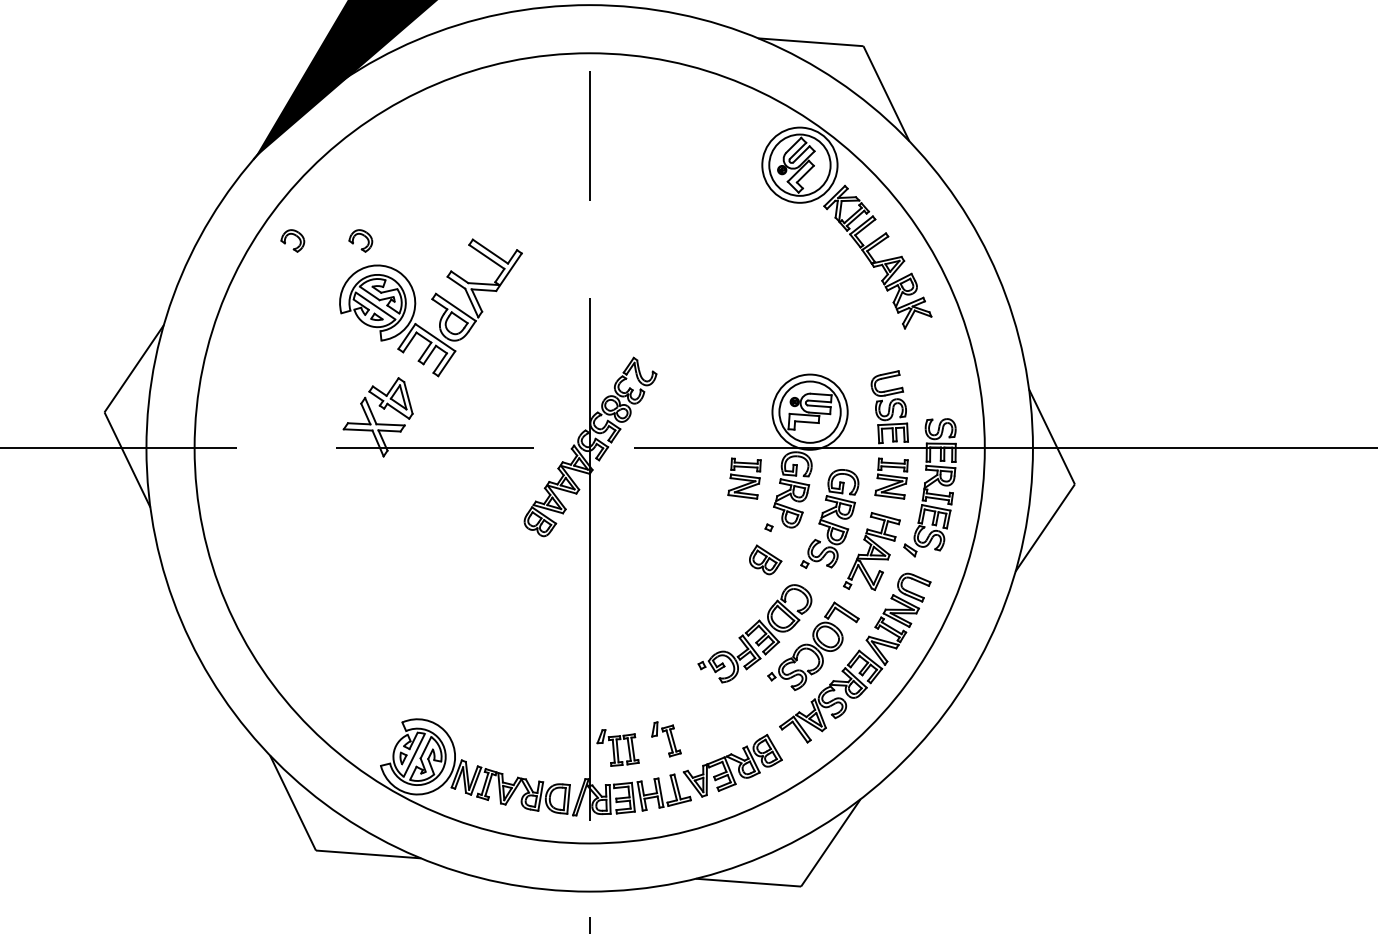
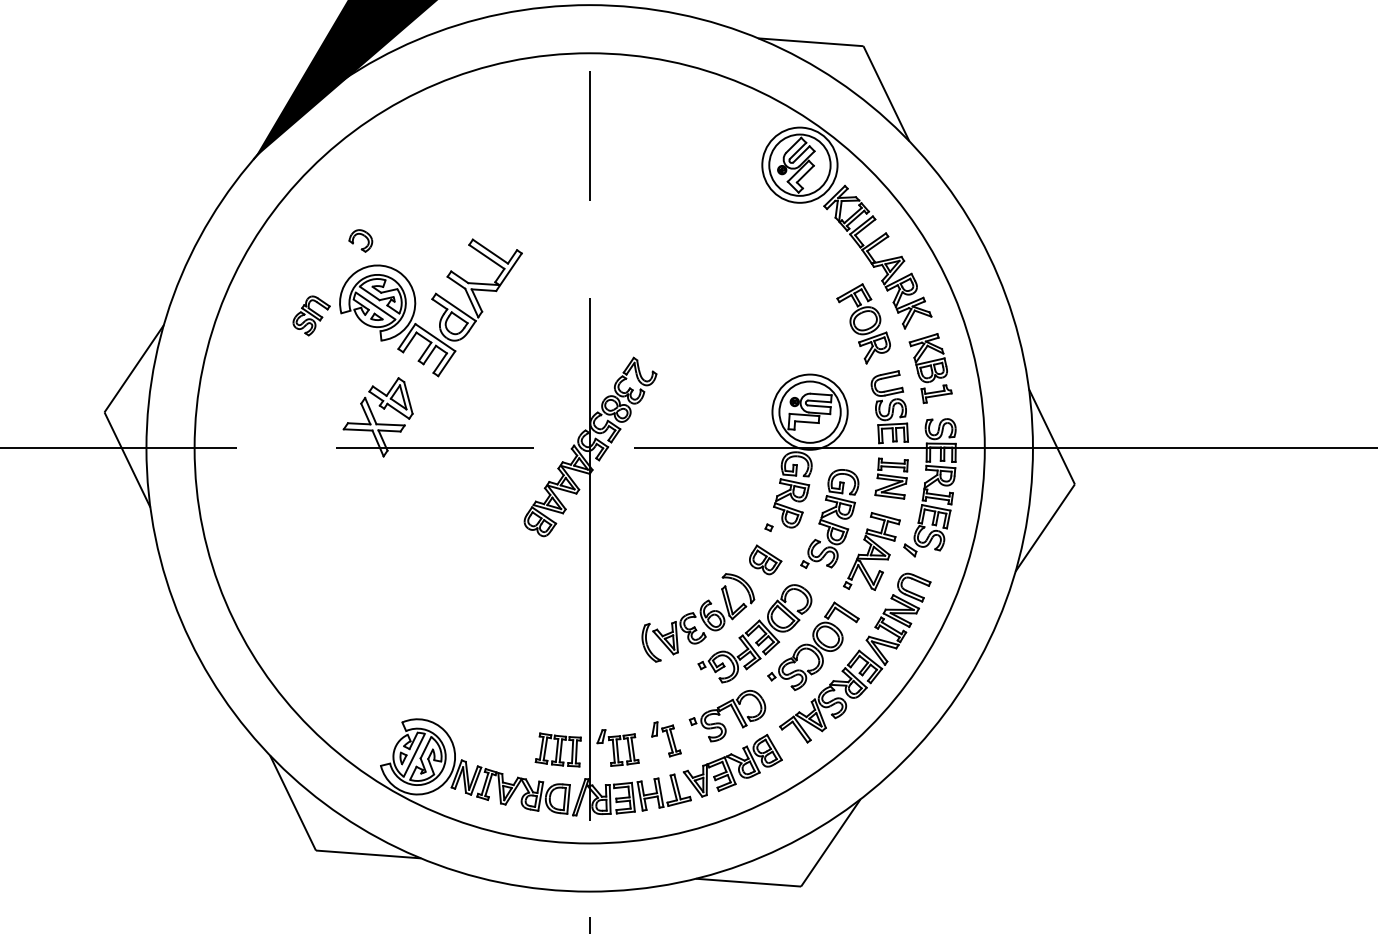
part: present -> none (292, 240)
part: none -> present (311, 315)
part: none -> present (863, 323)
part: none -> present (930, 368)
part: present -> none (744, 478)
part: none -> present (698, 617)
part: none -> present (720, 715)
part: none -> present (557, 749)
